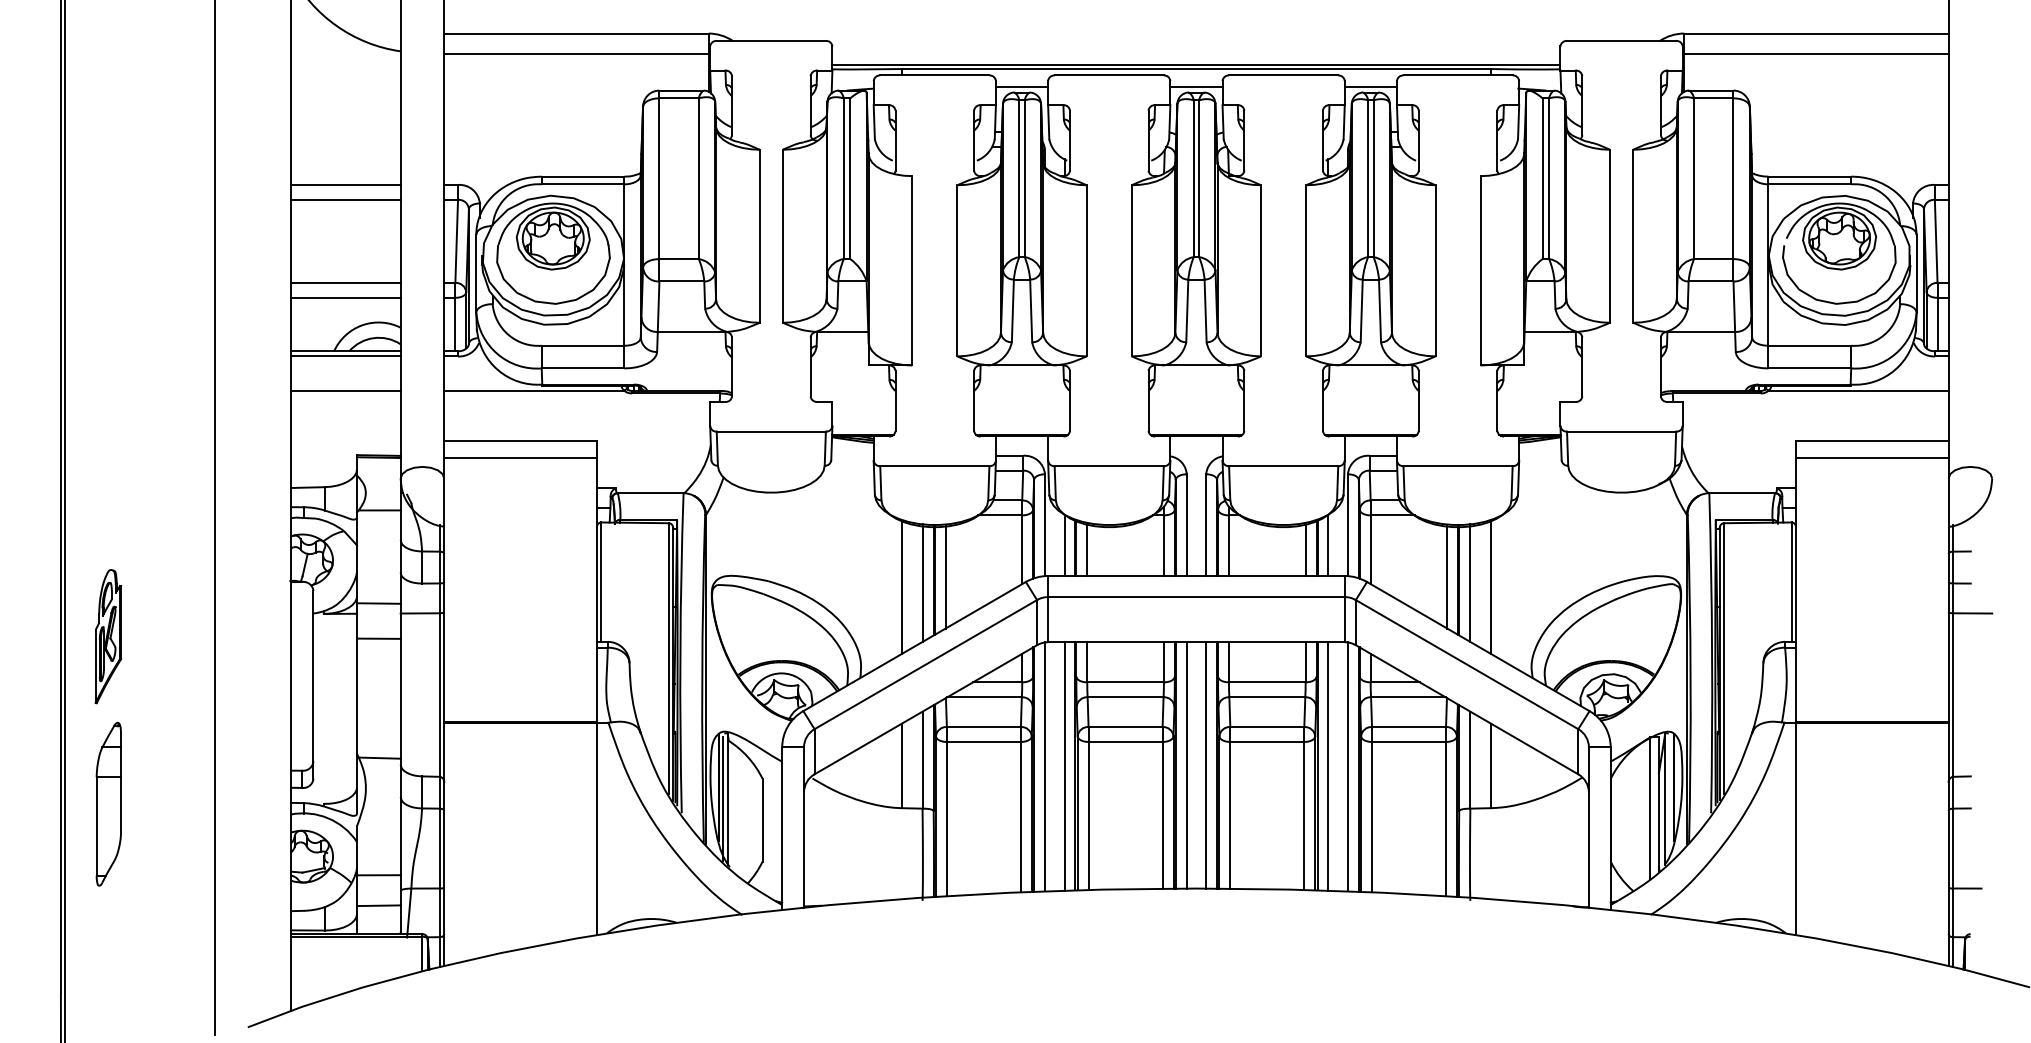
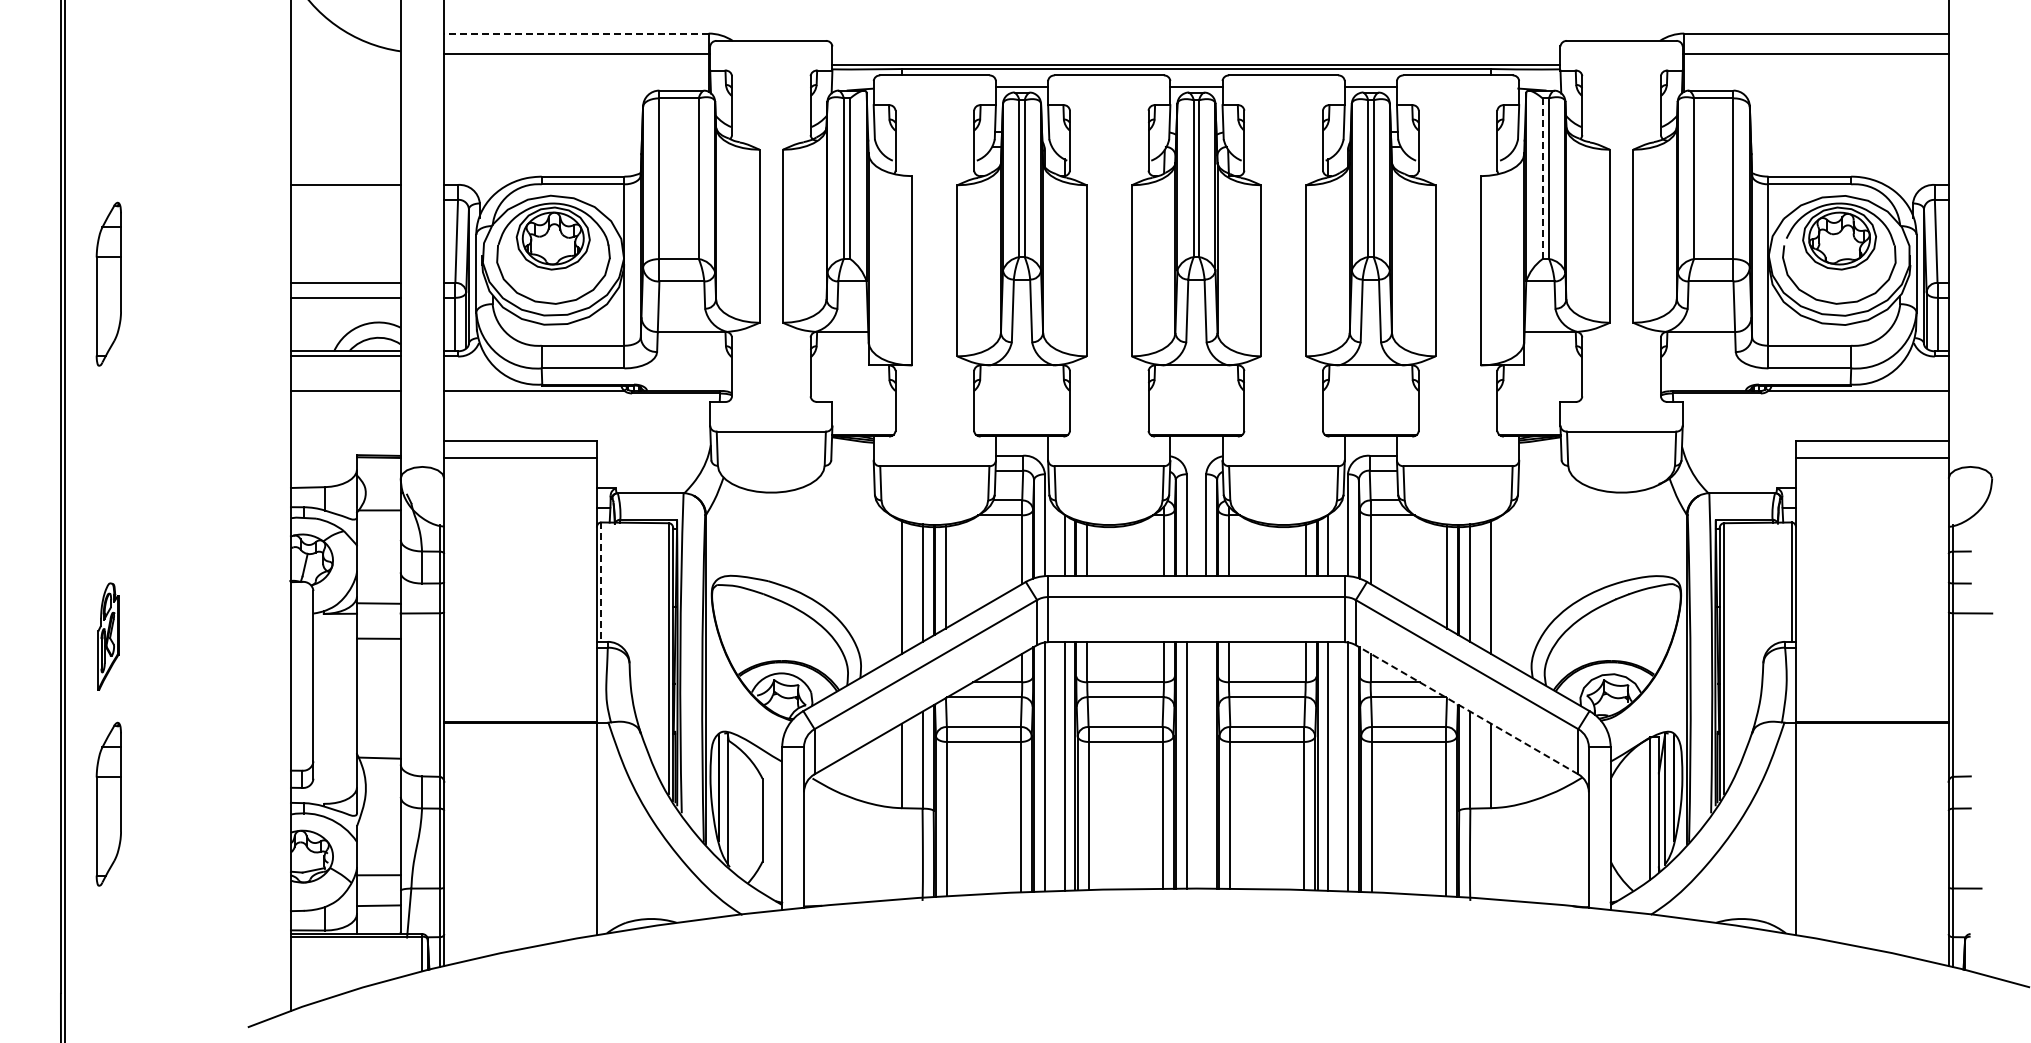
line: solid -> dashed (575, 33)
line: solid -> dashed (1542, 179)
line: present -> none (345, 199)
part: none -> present (108, 283)
line: present -> none (214, 518)
line: solid -> dashed (601, 582)
part size: 29x136 px -> 23x109 px (108, 636)
line: solid -> dashed (1467, 709)
line: present -> none (1206, 765)
line: present -> none (722, 799)
